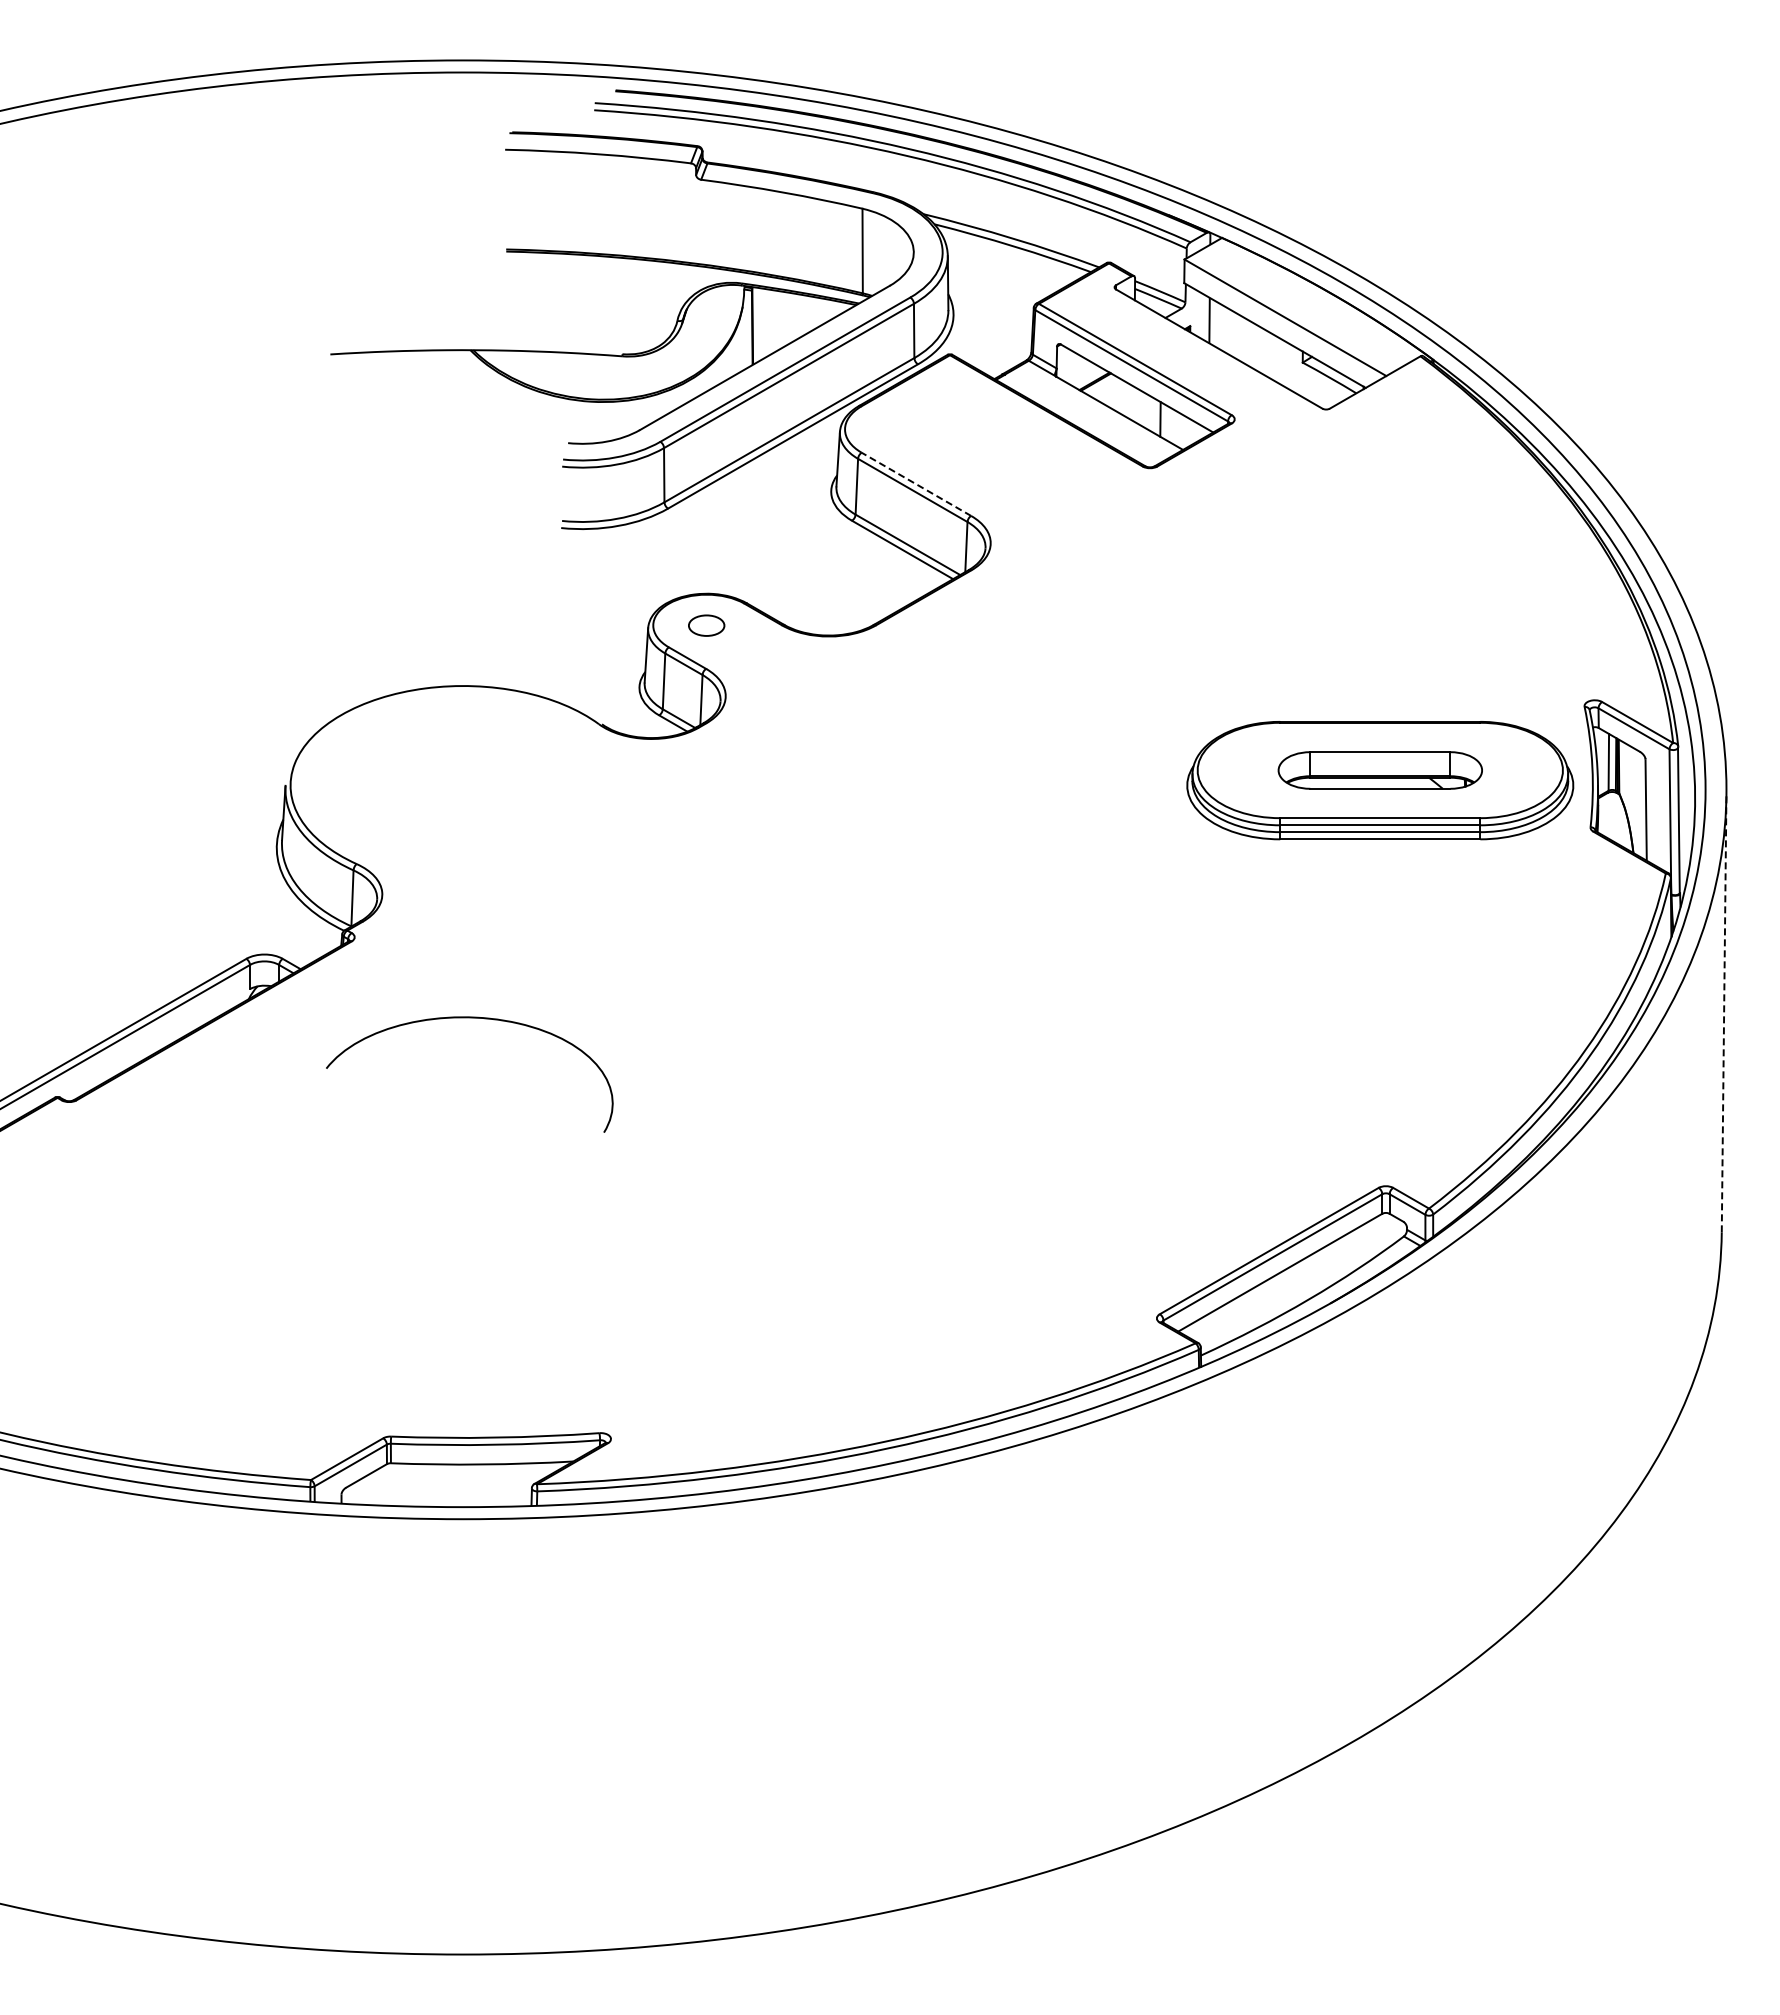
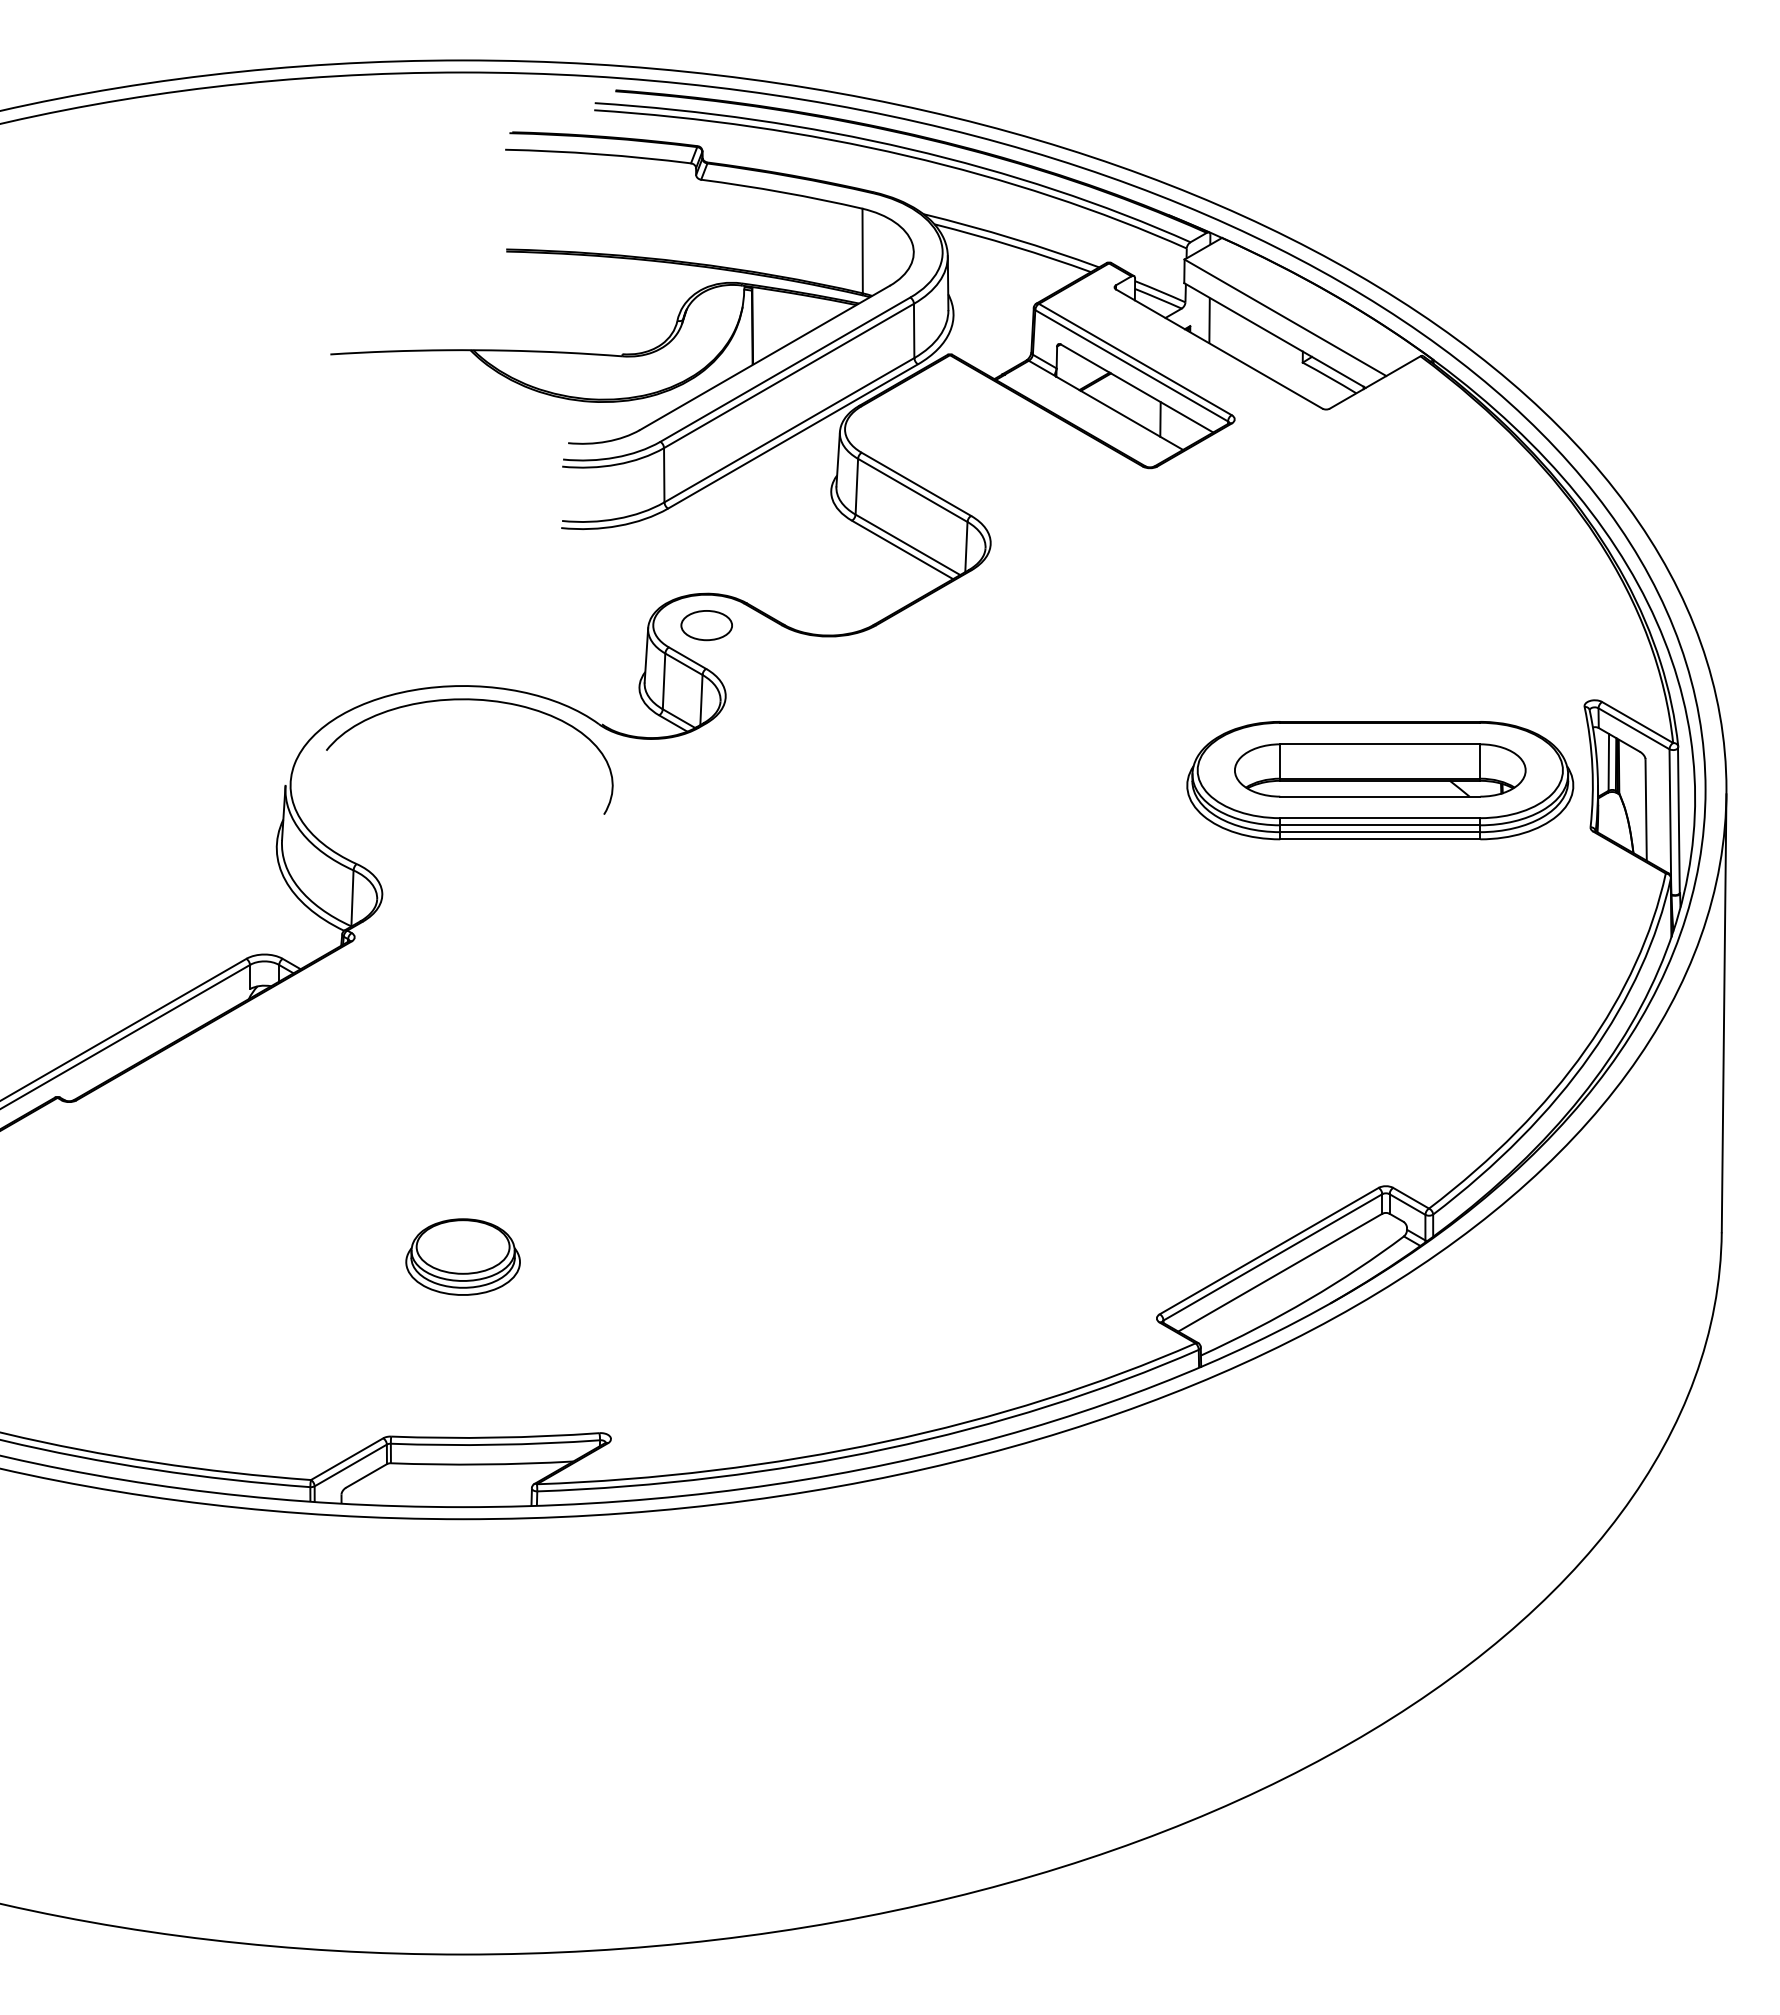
line: dashed -> solid (916, 484)
part size: 38x23 px -> 53x32 px (706, 625)
part size: 206x39 px -> 293x55 px (1380, 770)
line: dashed -> solid (1724, 1012)
curve position: (469, 1018) -> (469, 700) (469, 700)
part: none -> present (462, 1256)
